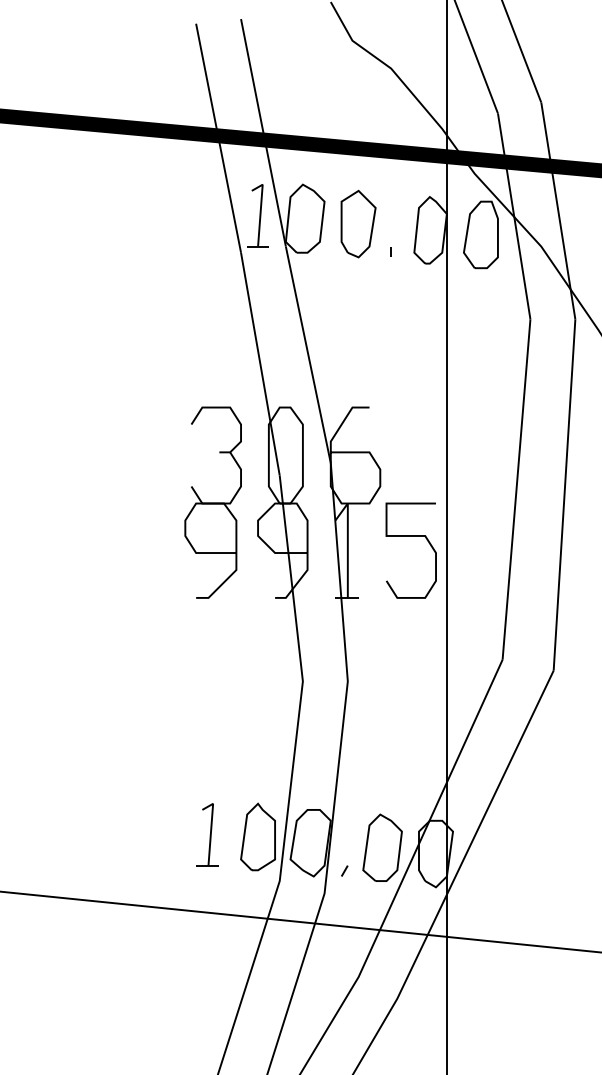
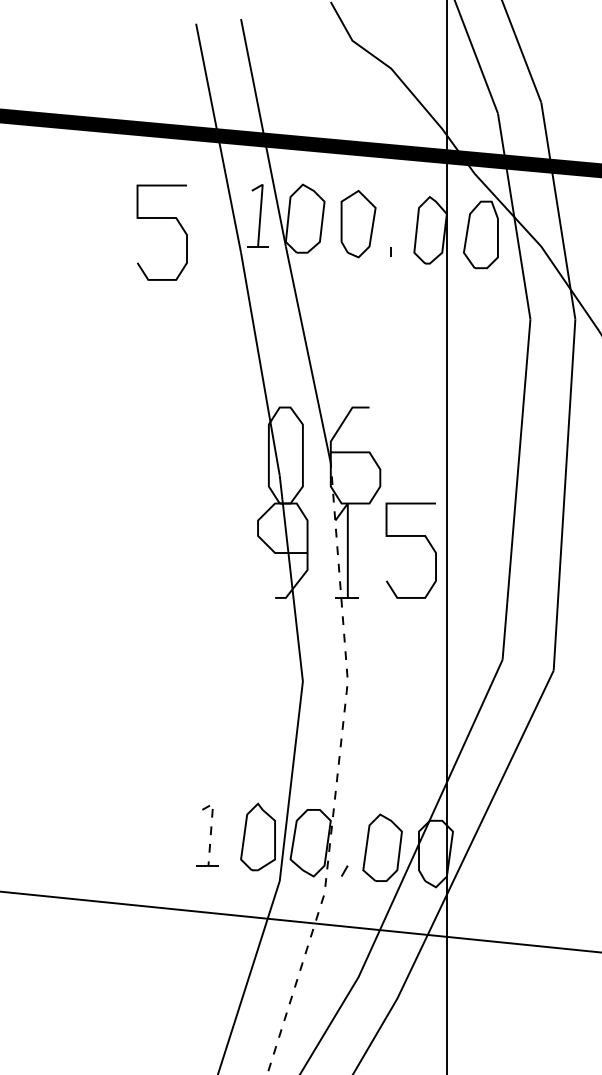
curve: none -> present (161, 218)
part: present -> none (212, 502)
line: solid -> dashed (337, 772)
line: solid -> dashed (211, 828)
